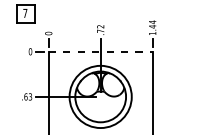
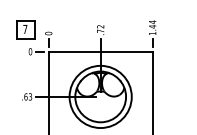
part position: (25, 13) -> (25, 29) (25, 29)
line: dashed -> solid (100, 51)
